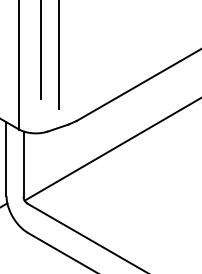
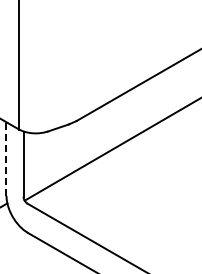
line: present -> none (40, 50)
line: present -> none (58, 55)
line: solid -> dashed (6, 159)
